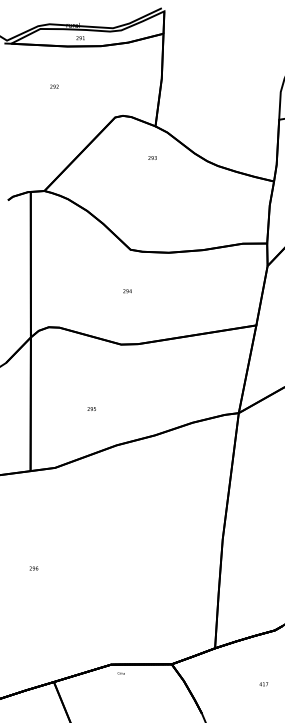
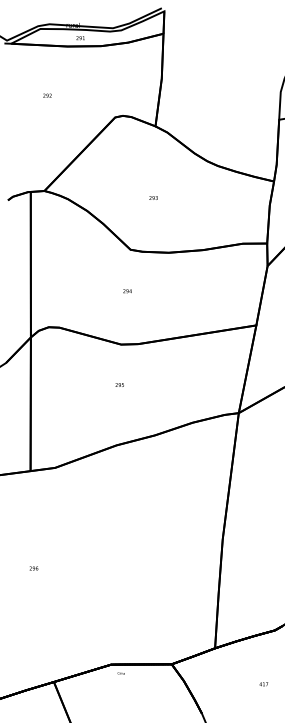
text position: (54, 86) -> (47, 95) (47, 95)
text position: (152, 157) -> (153, 197) (153, 197)
text position: (91, 408) -> (119, 384) (119, 384)
